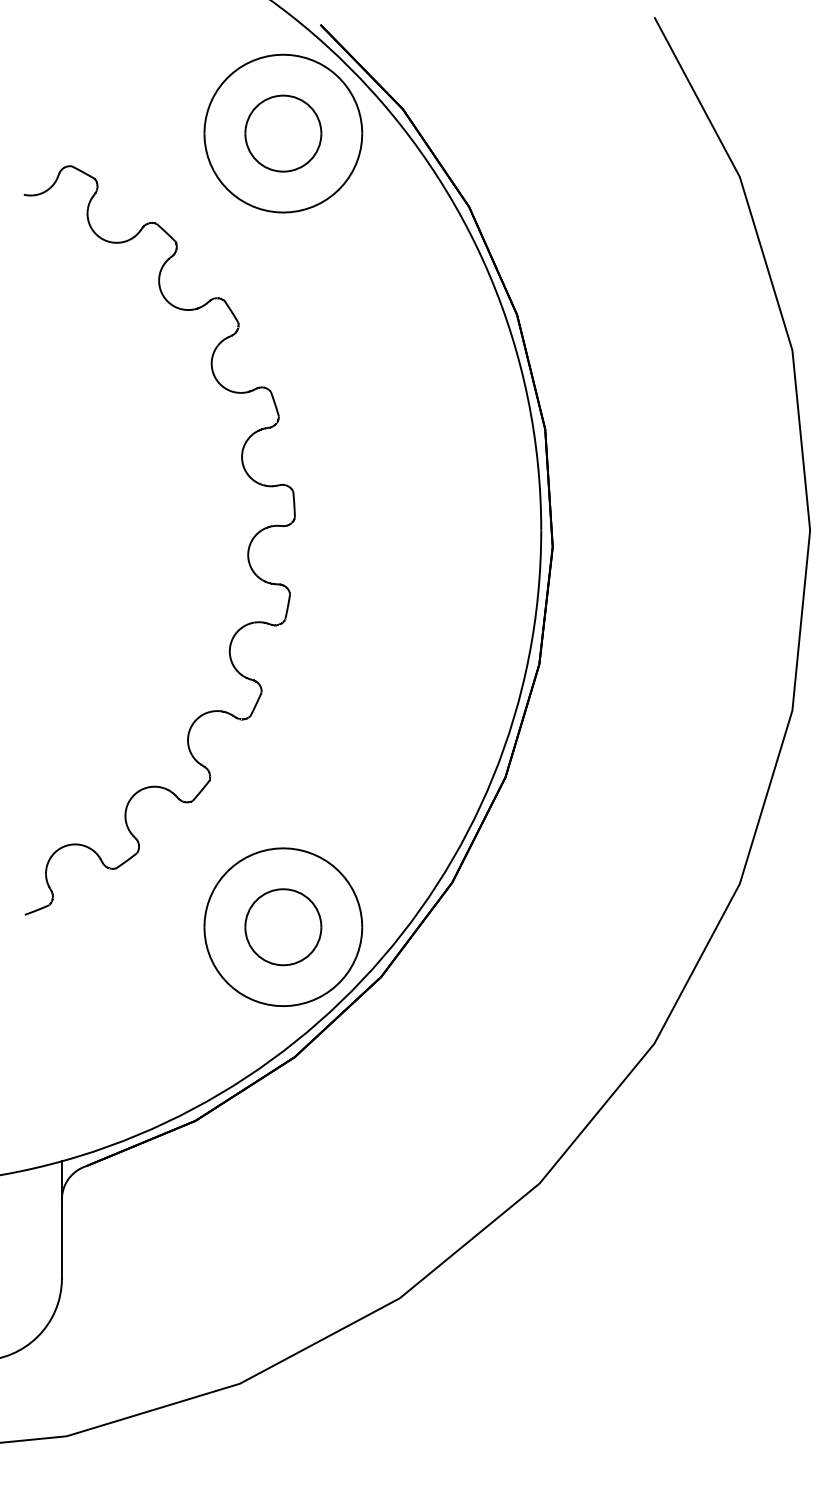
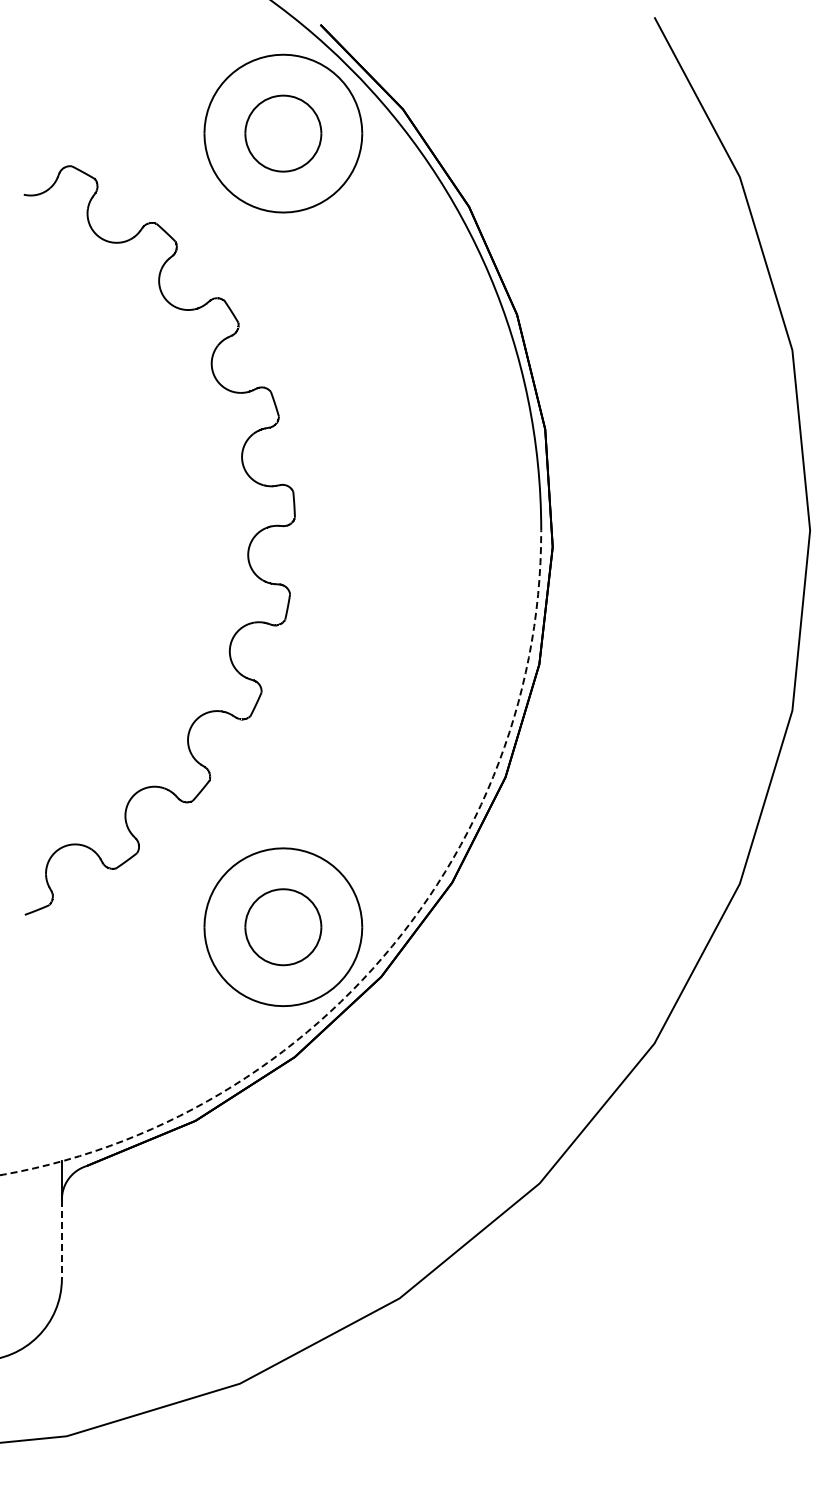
arc: solid -> dashed (387, 951)
line: solid -> dashed (61, 1239)
